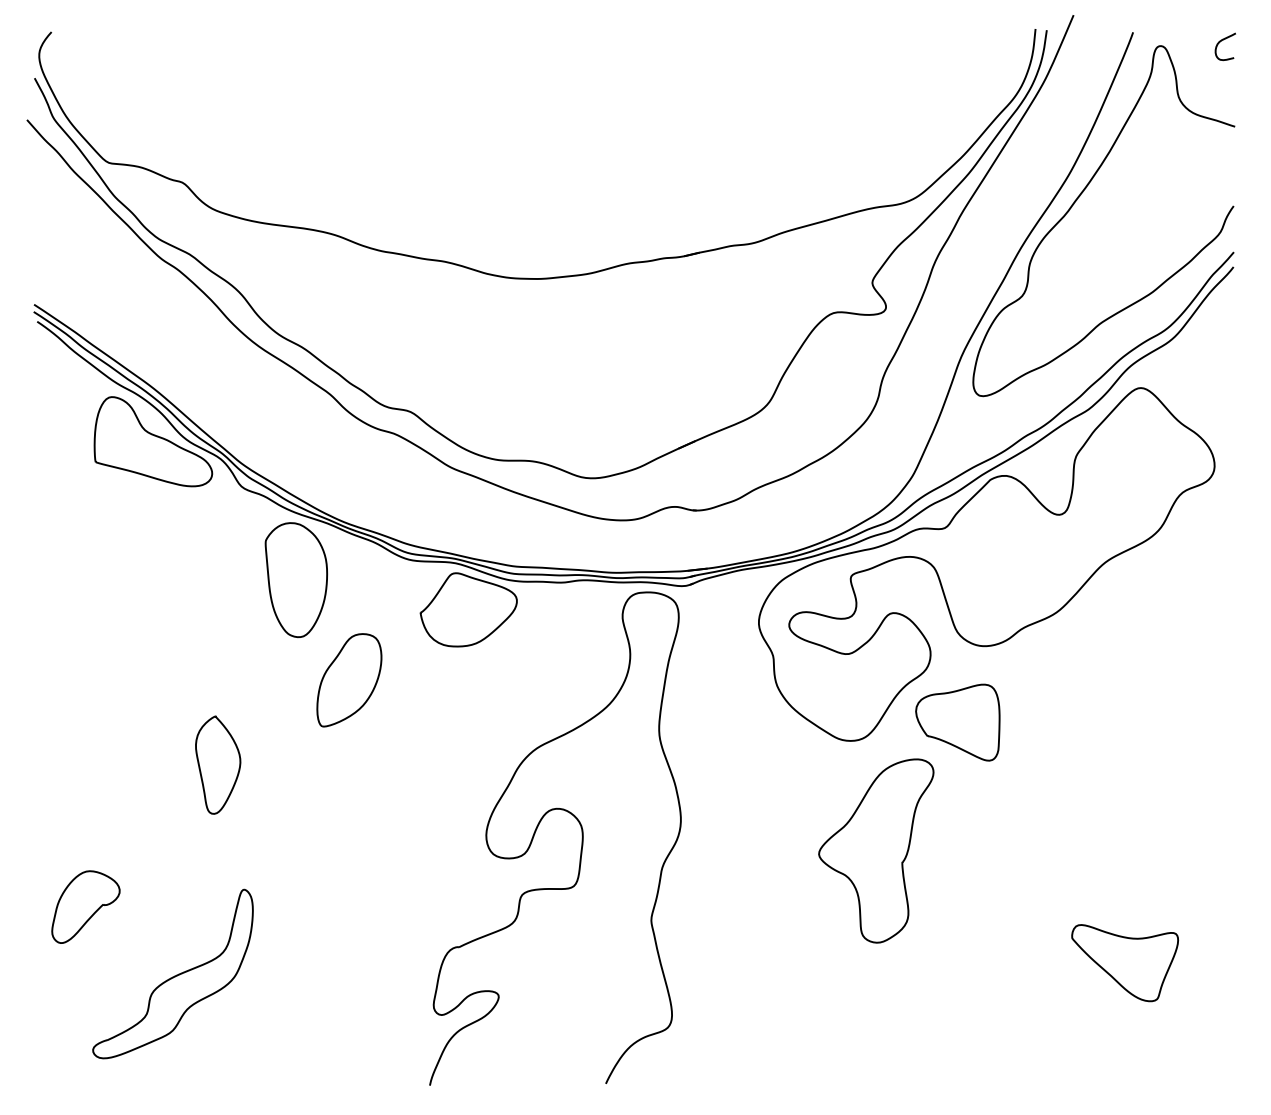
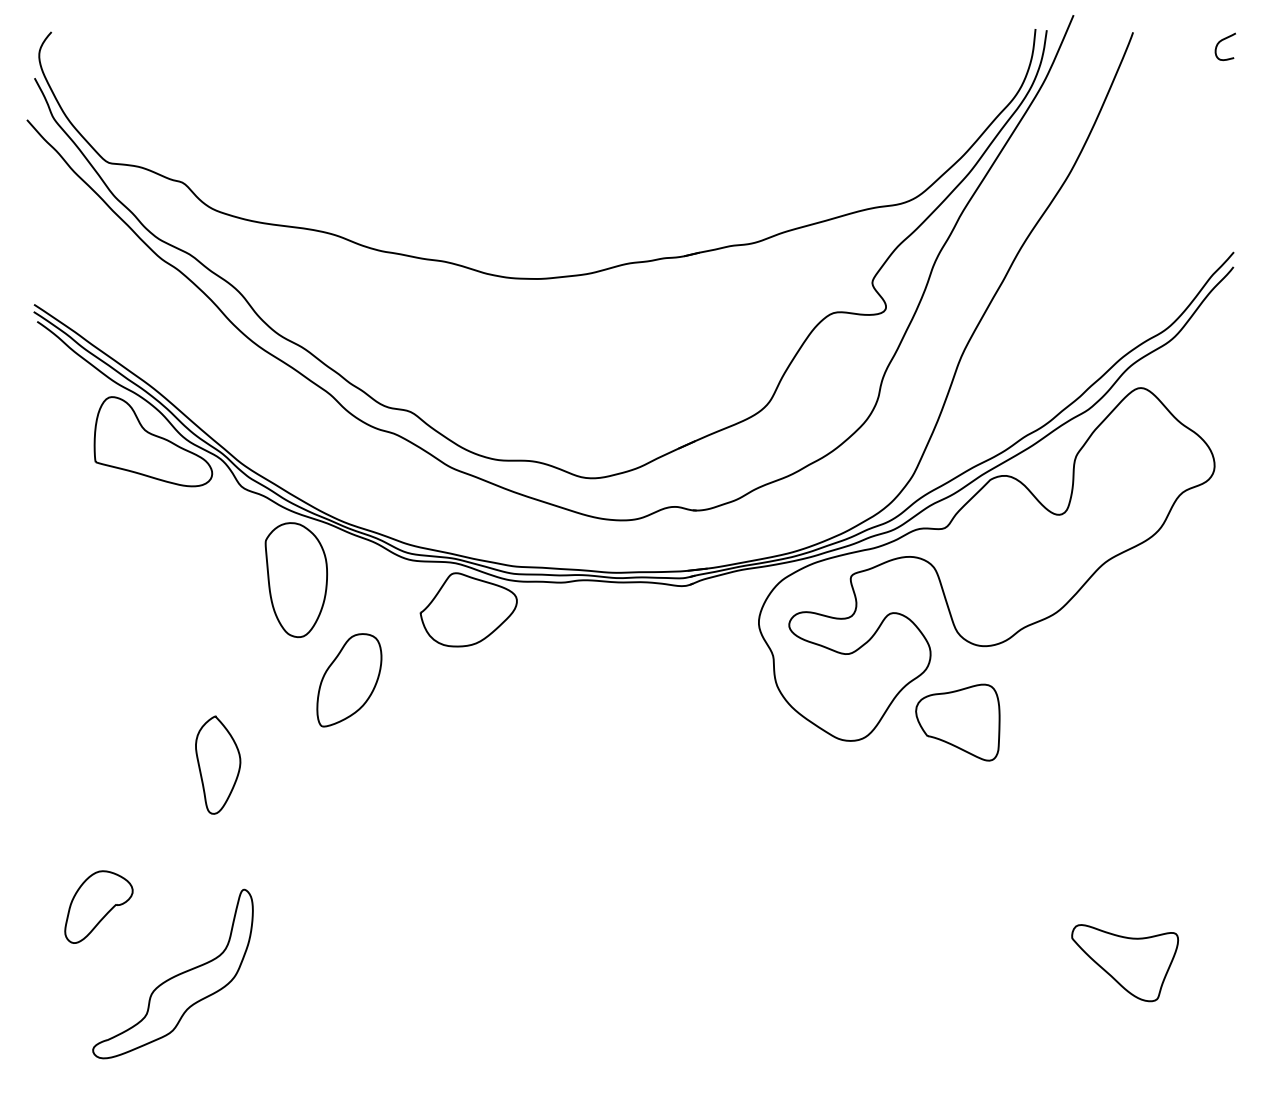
curve: present -> none (1077, 200)
part: present -> none (537, 829)
part: present -> none (876, 850)
part position: (85, 906) -> (98, 906) (98, 906)
